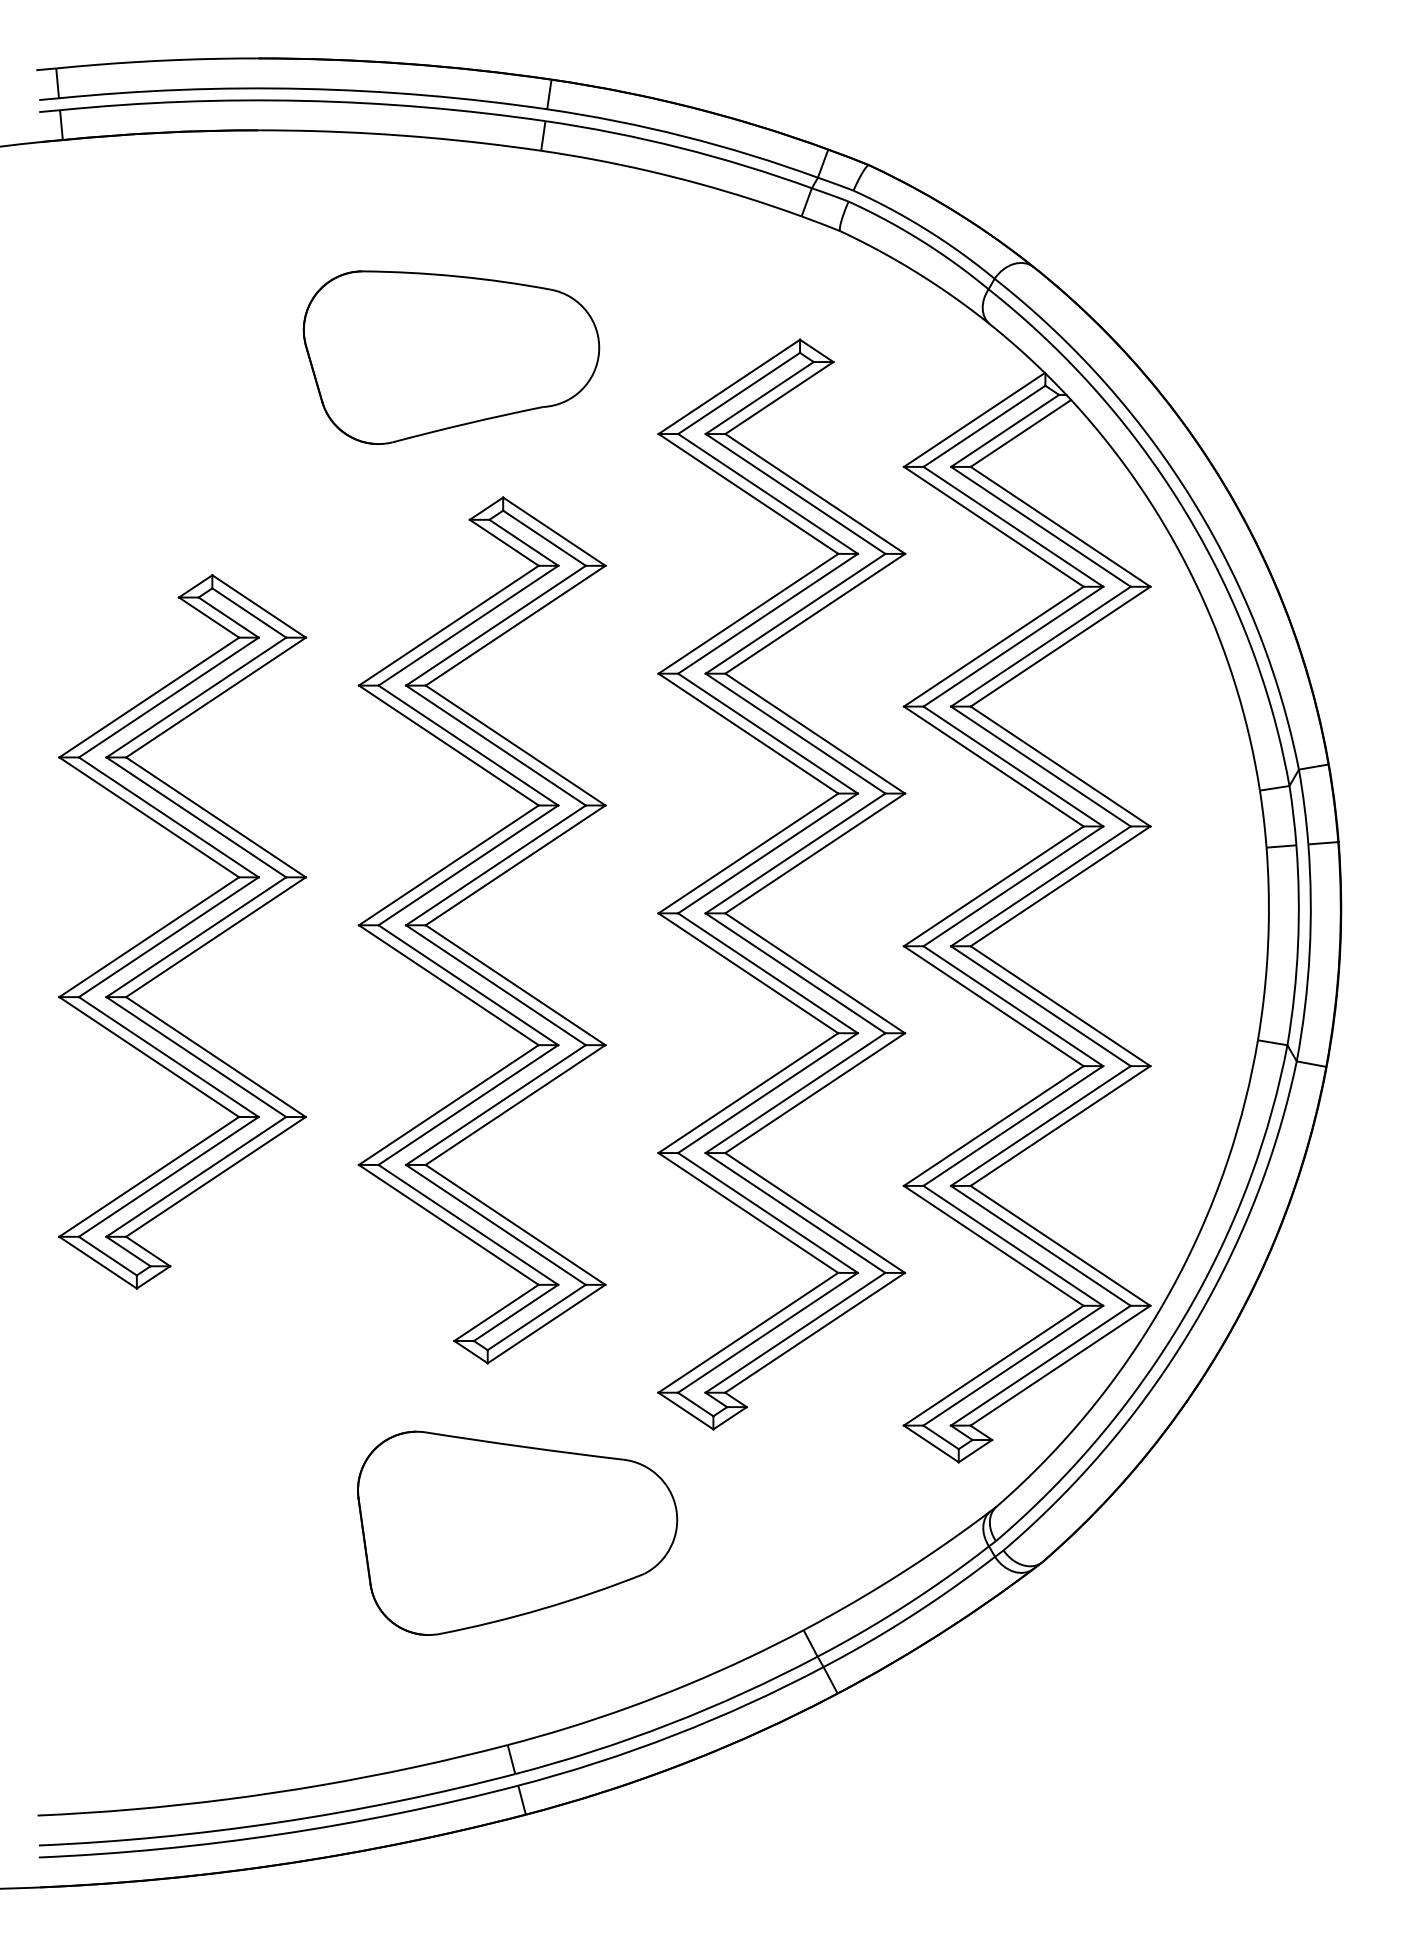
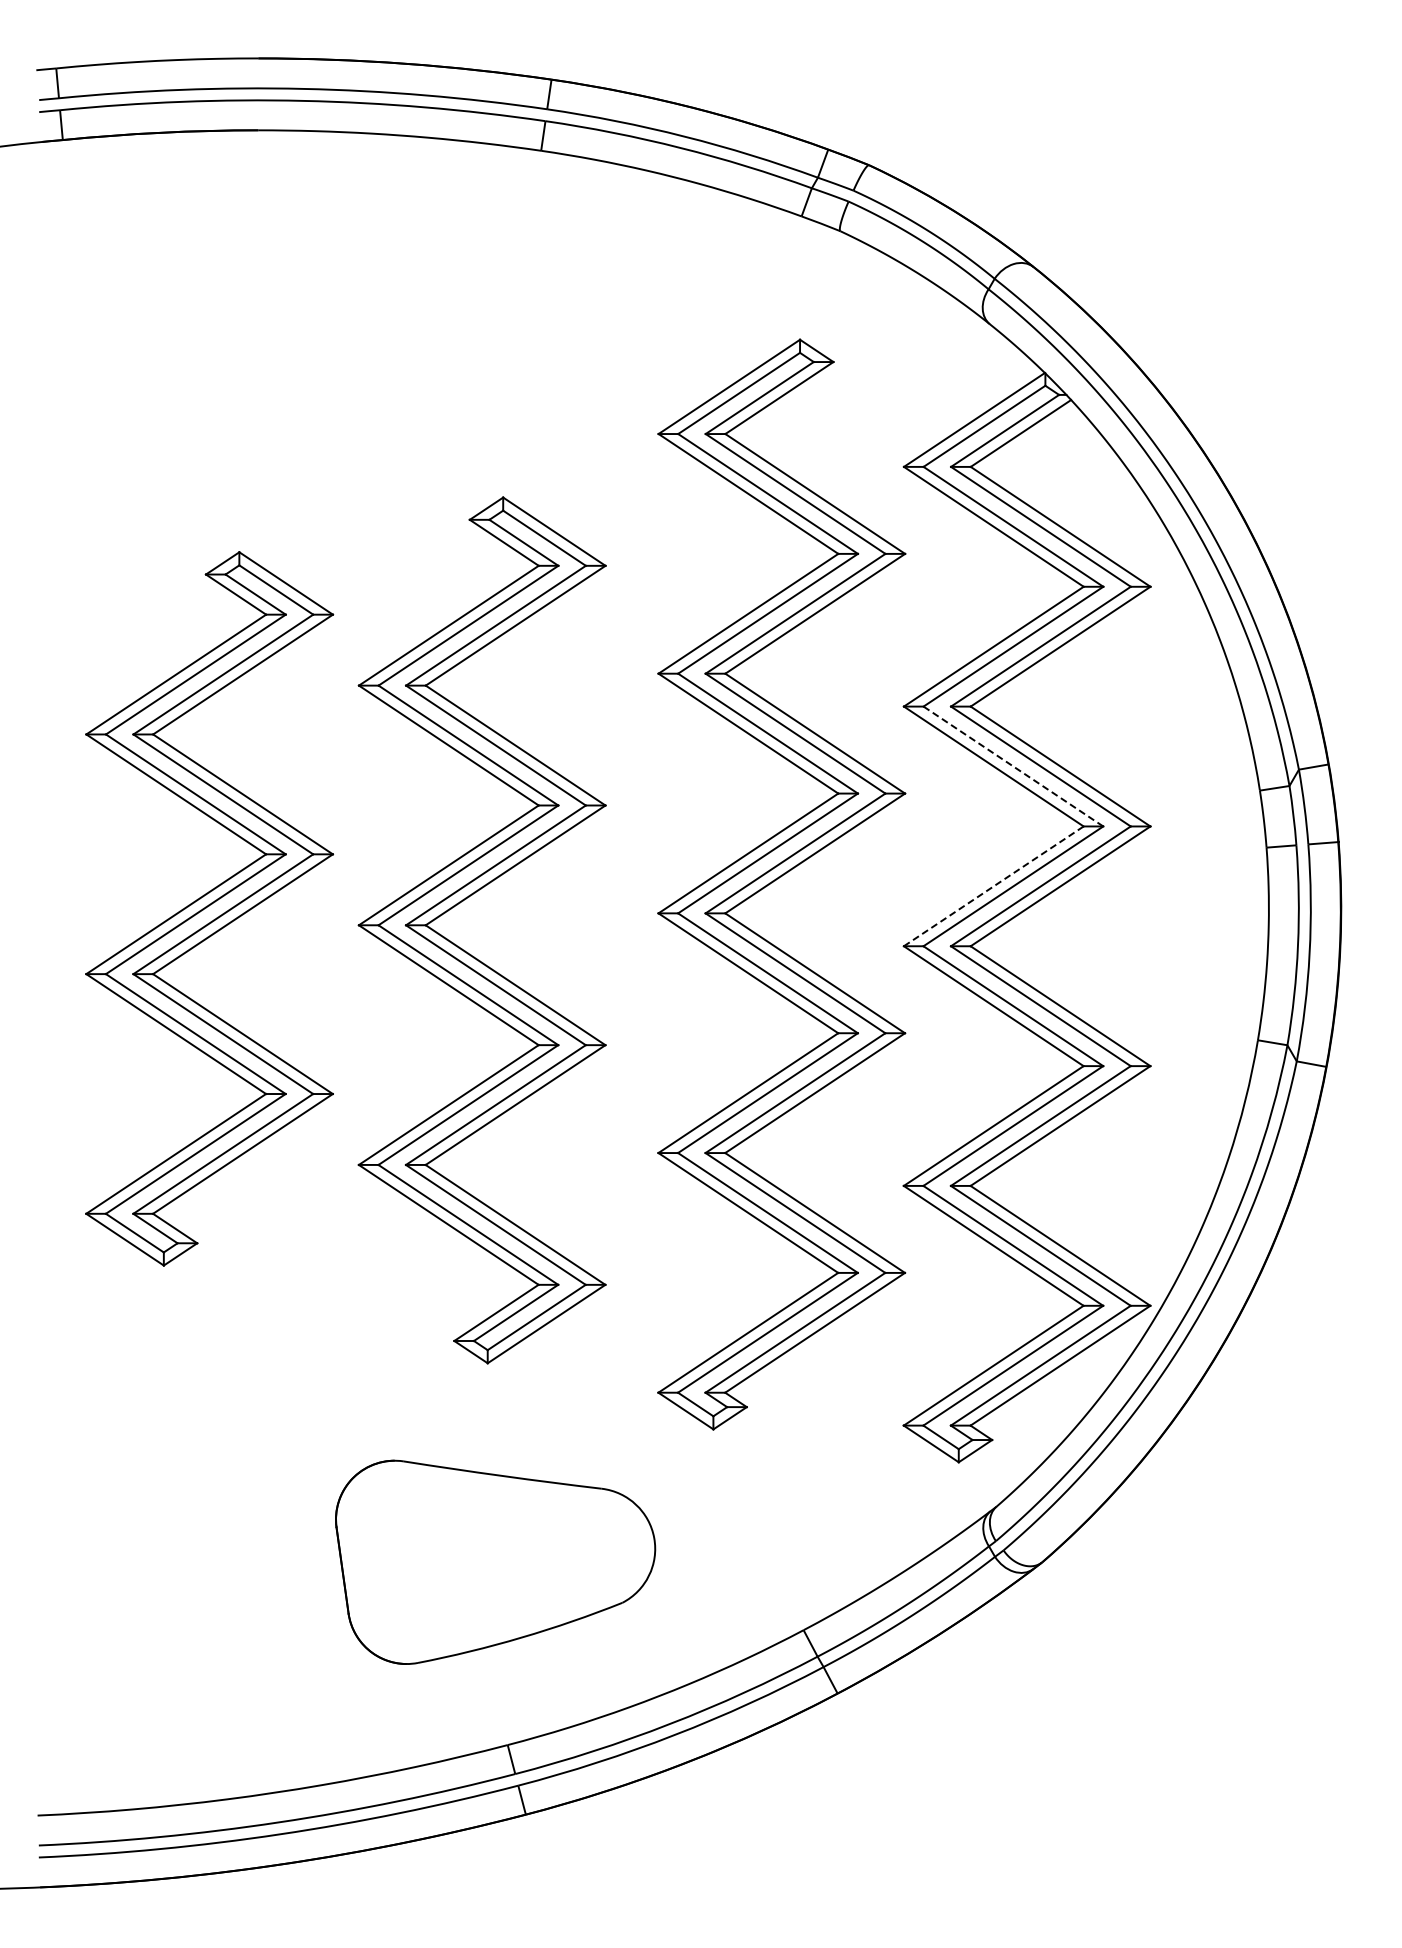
part: present -> none (451, 357)
line: solid -> dashed (1013, 766)
line: solid -> dashed (994, 886)
part position: (182, 931) -> (209, 908) (209, 908)
part position: (517, 1532) -> (495, 1561) (495, 1561)
